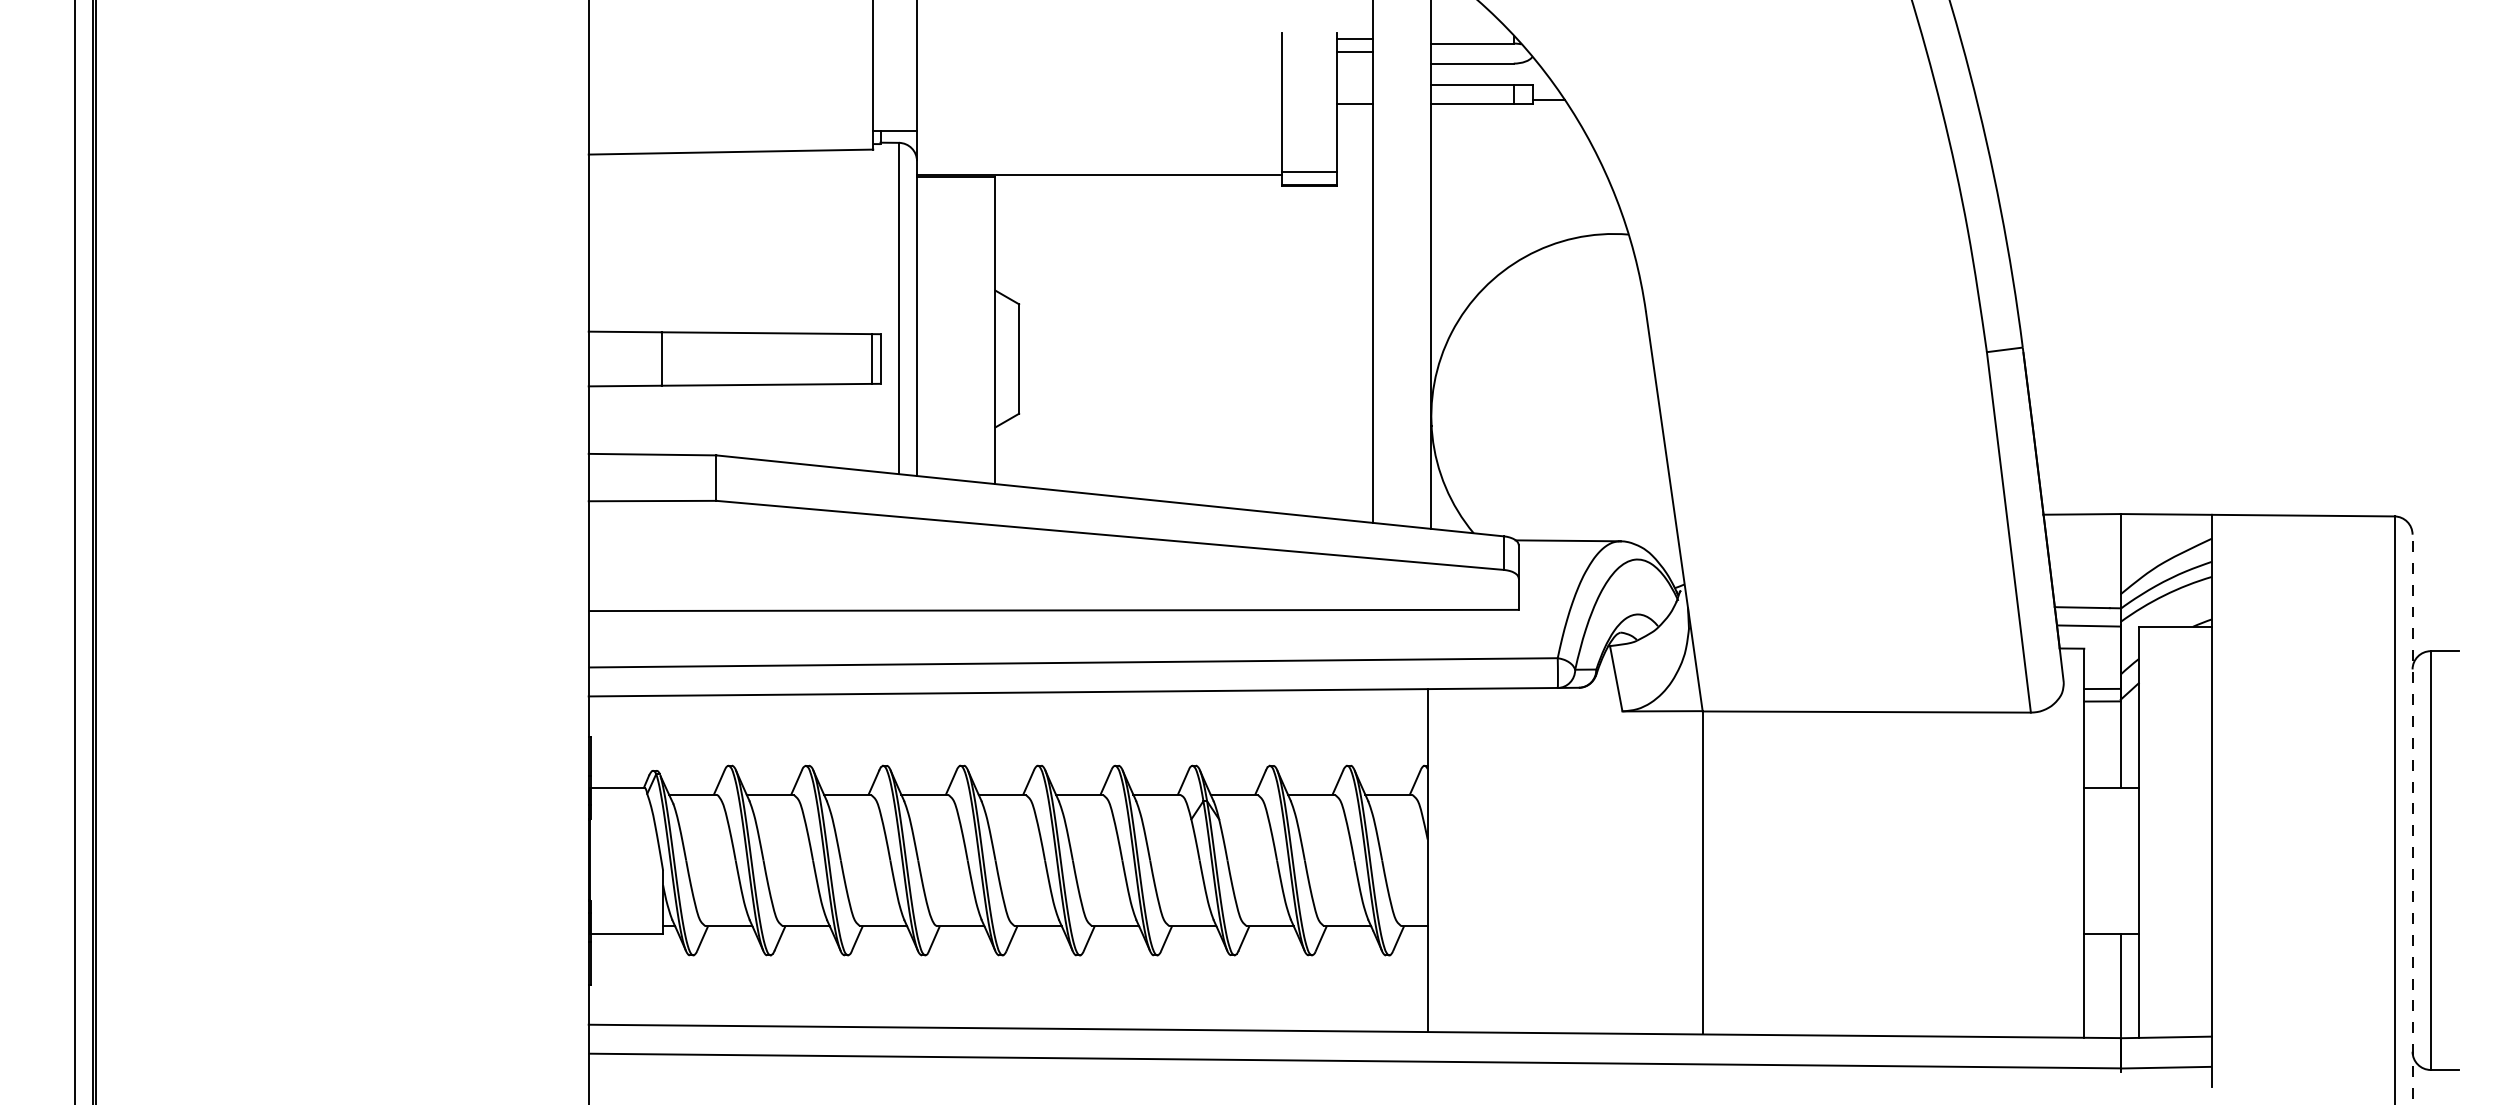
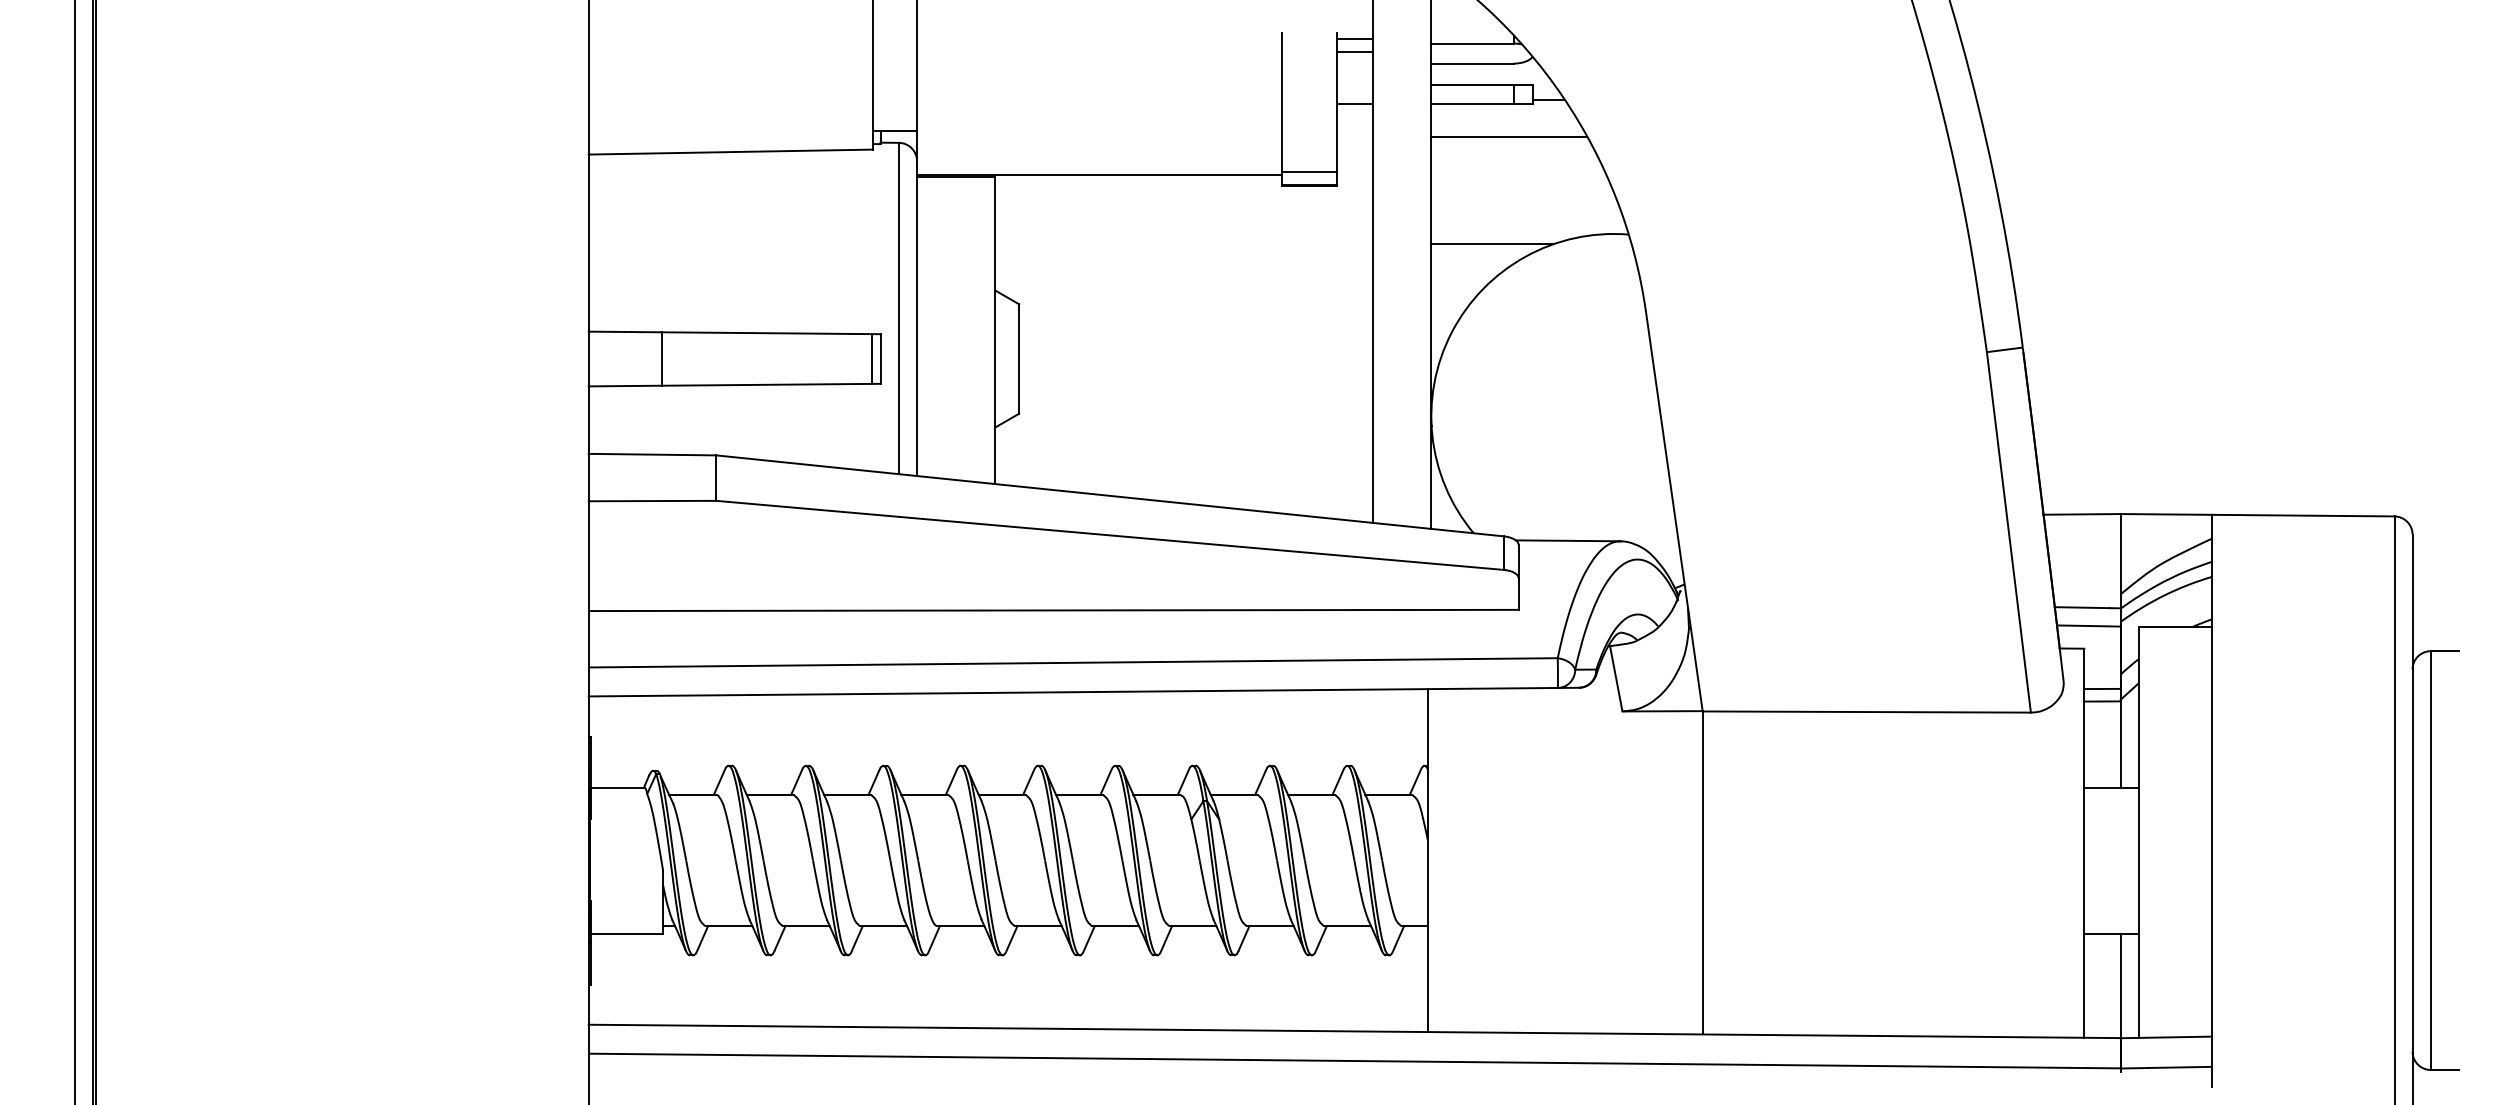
line: none -> present (1509, 136)
line: none -> present (1492, 244)
line: dashed -> solid (2412, 819)
